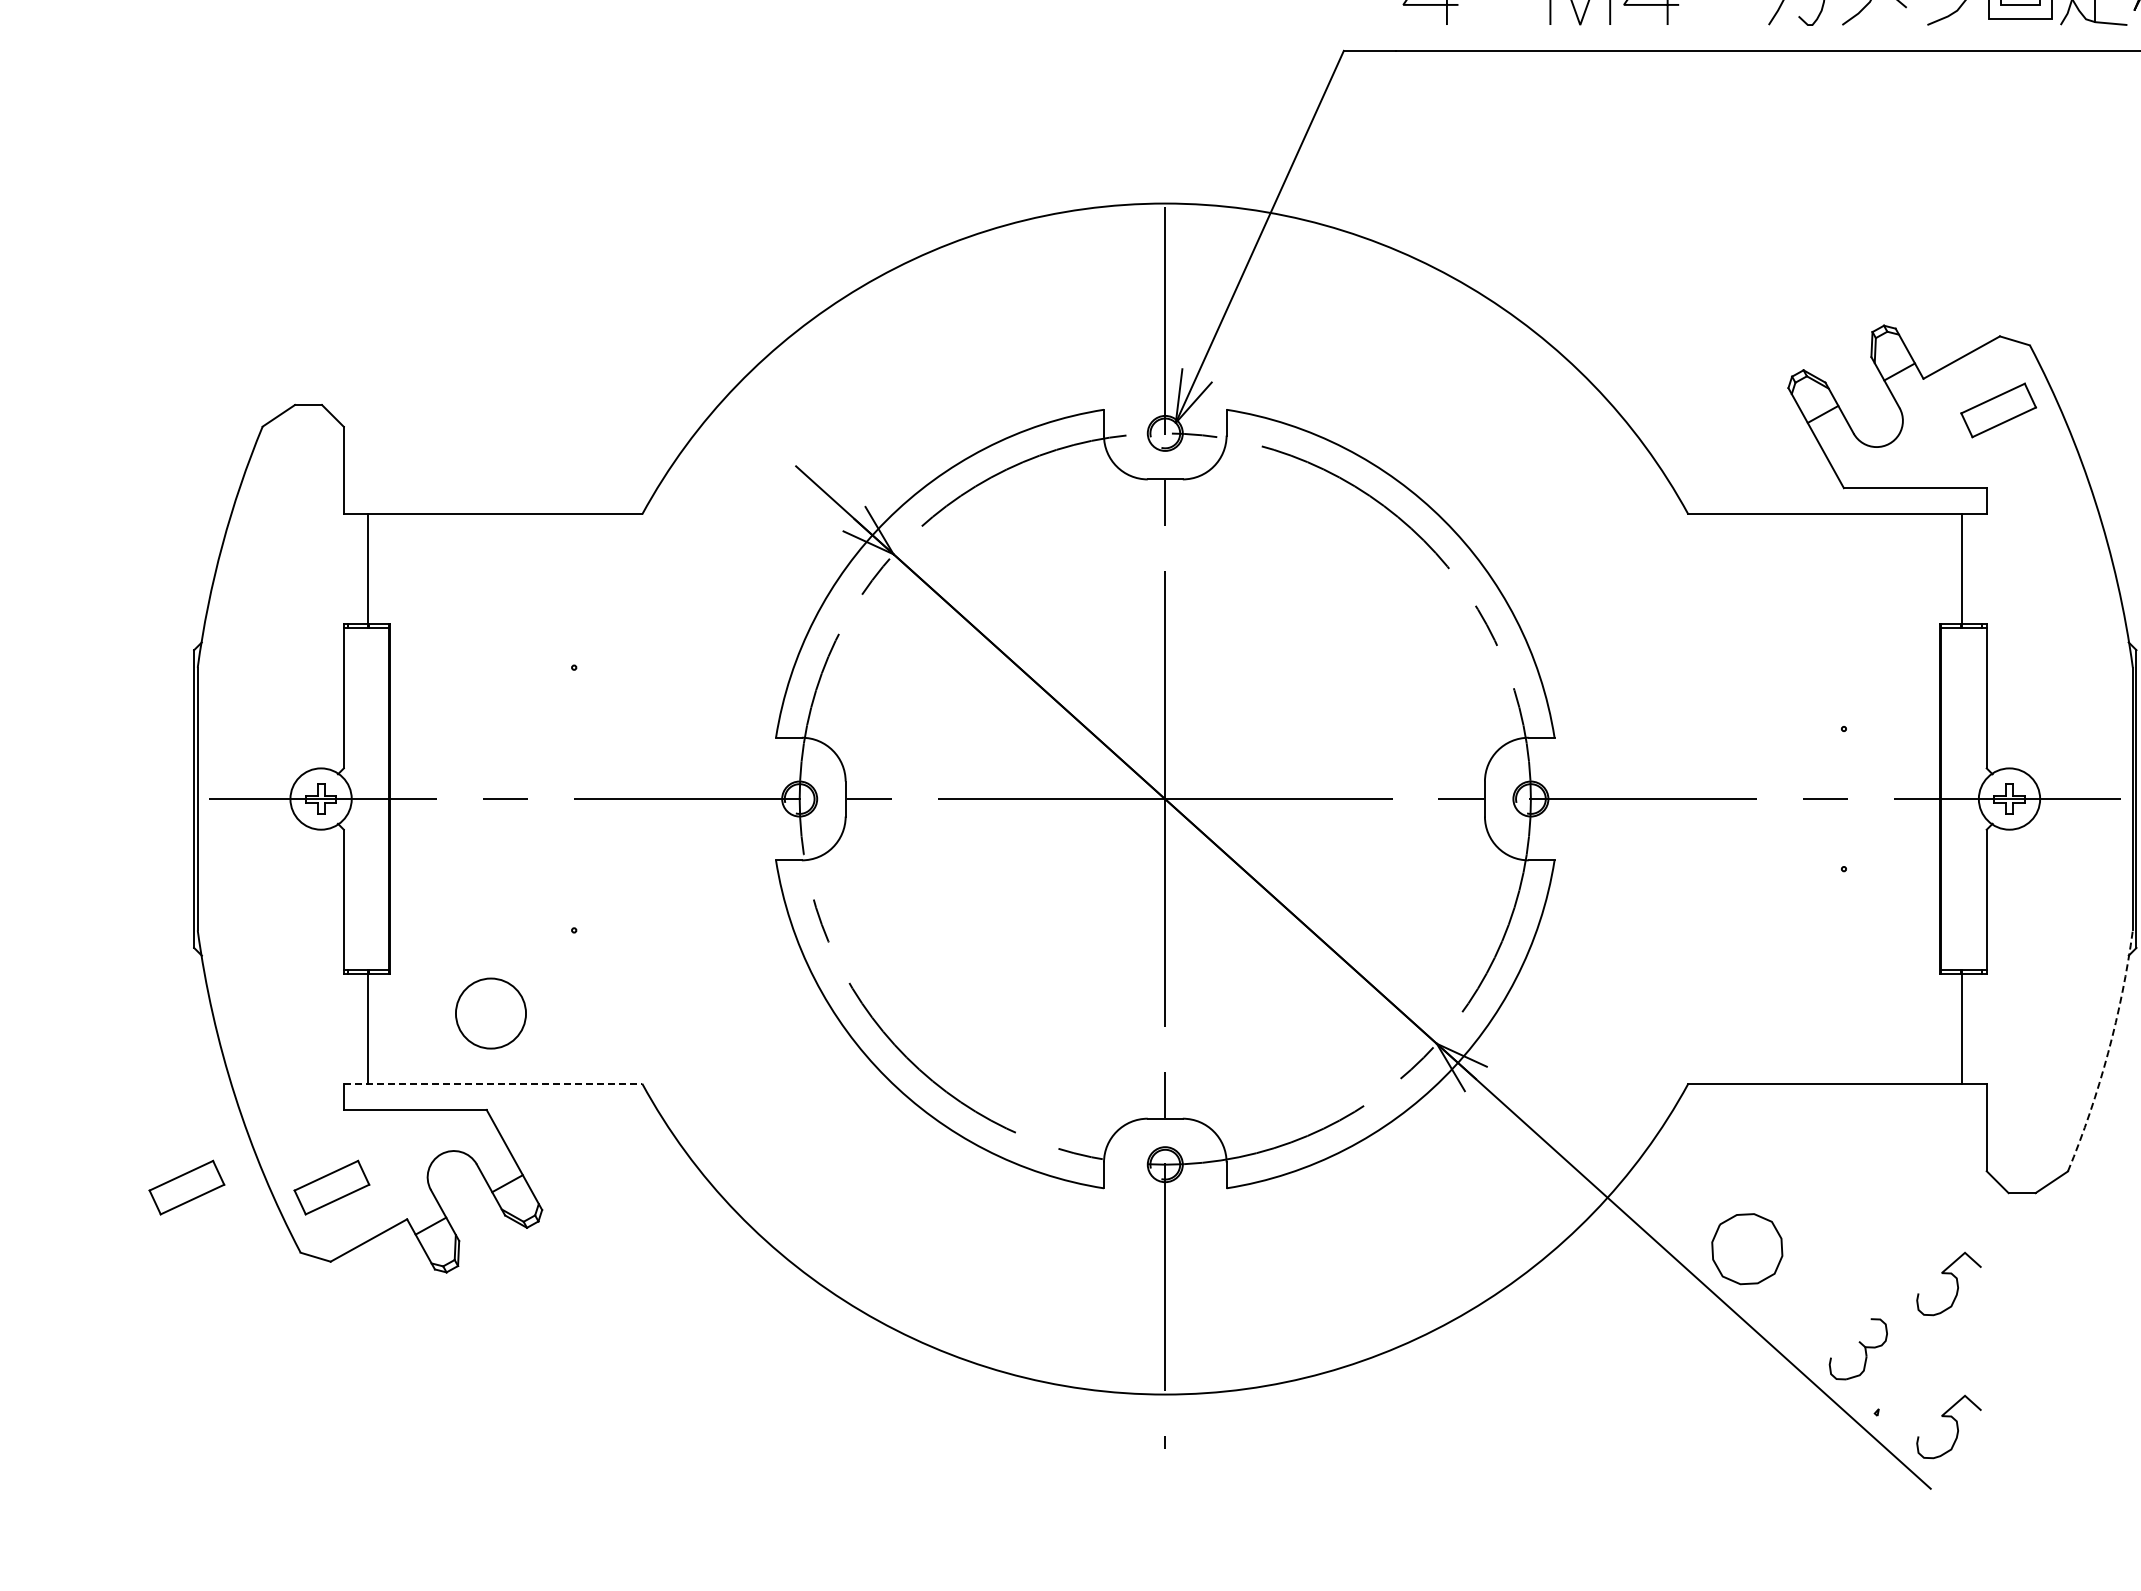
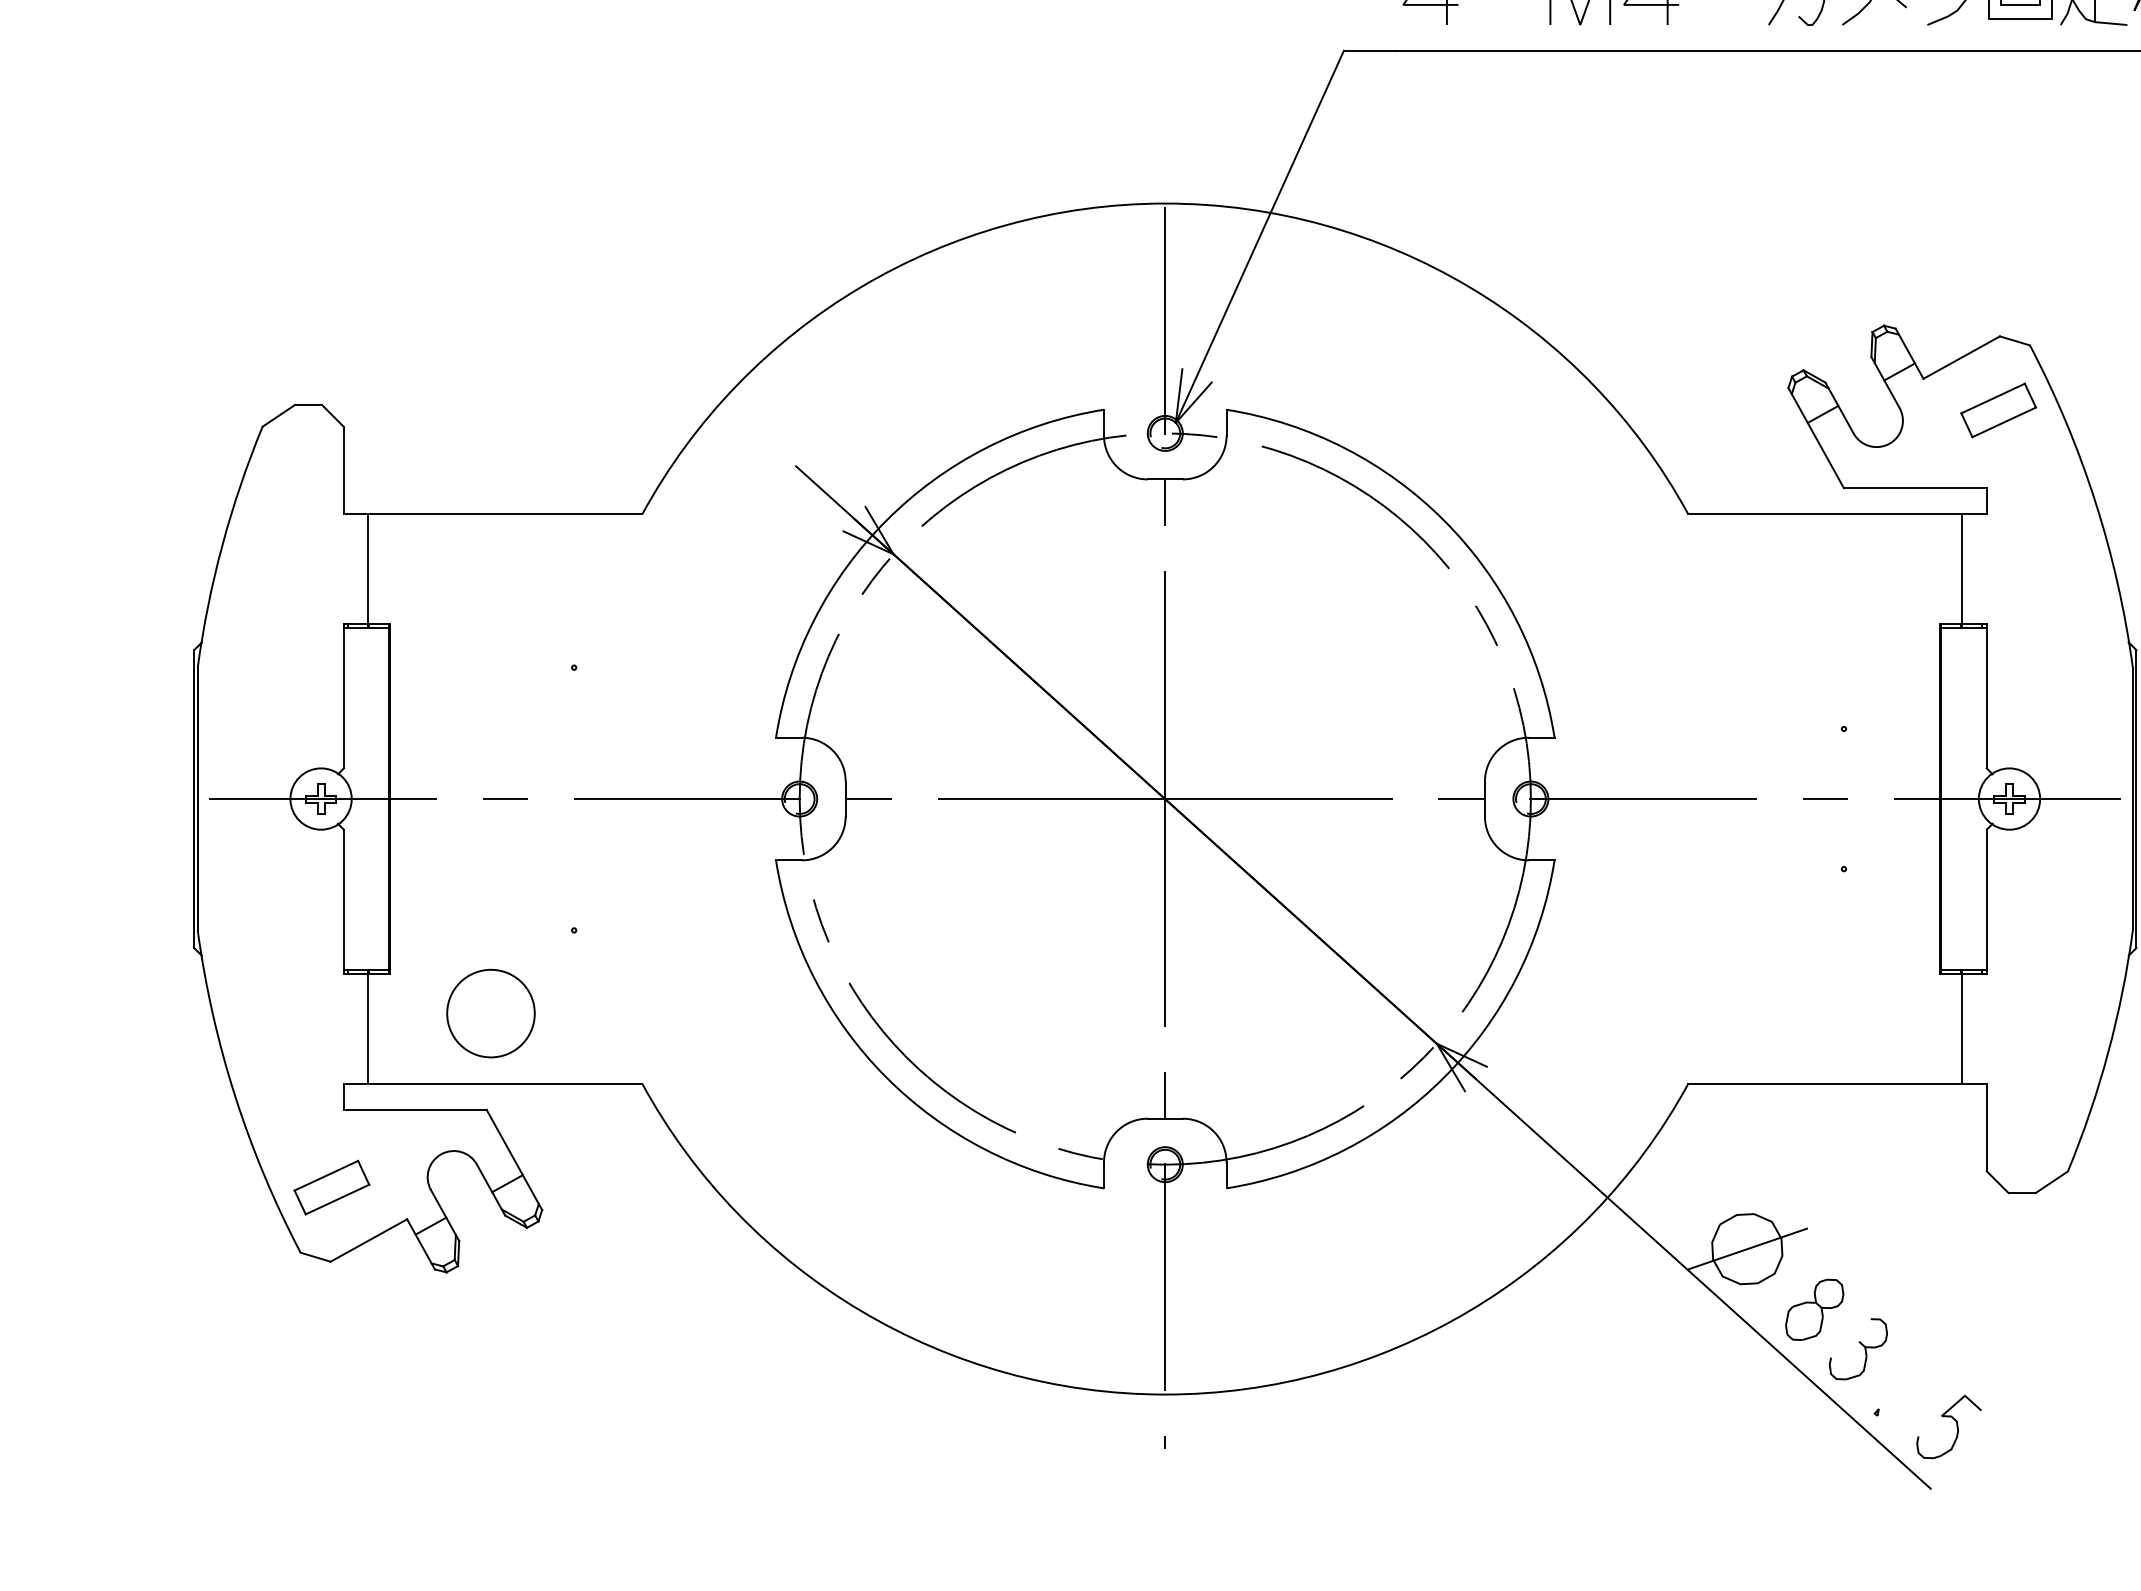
circle size: 72x73 px -> 90x91 px (490, 1013)
arc: dashed -> solid (2108, 1053)
line: dashed -> solid (493, 1083)
part: present -> none (186, 1187)
line: none -> present (1747, 1248)
curve: present -> none (1956, 1283)
part: none -> present (1814, 1309)
